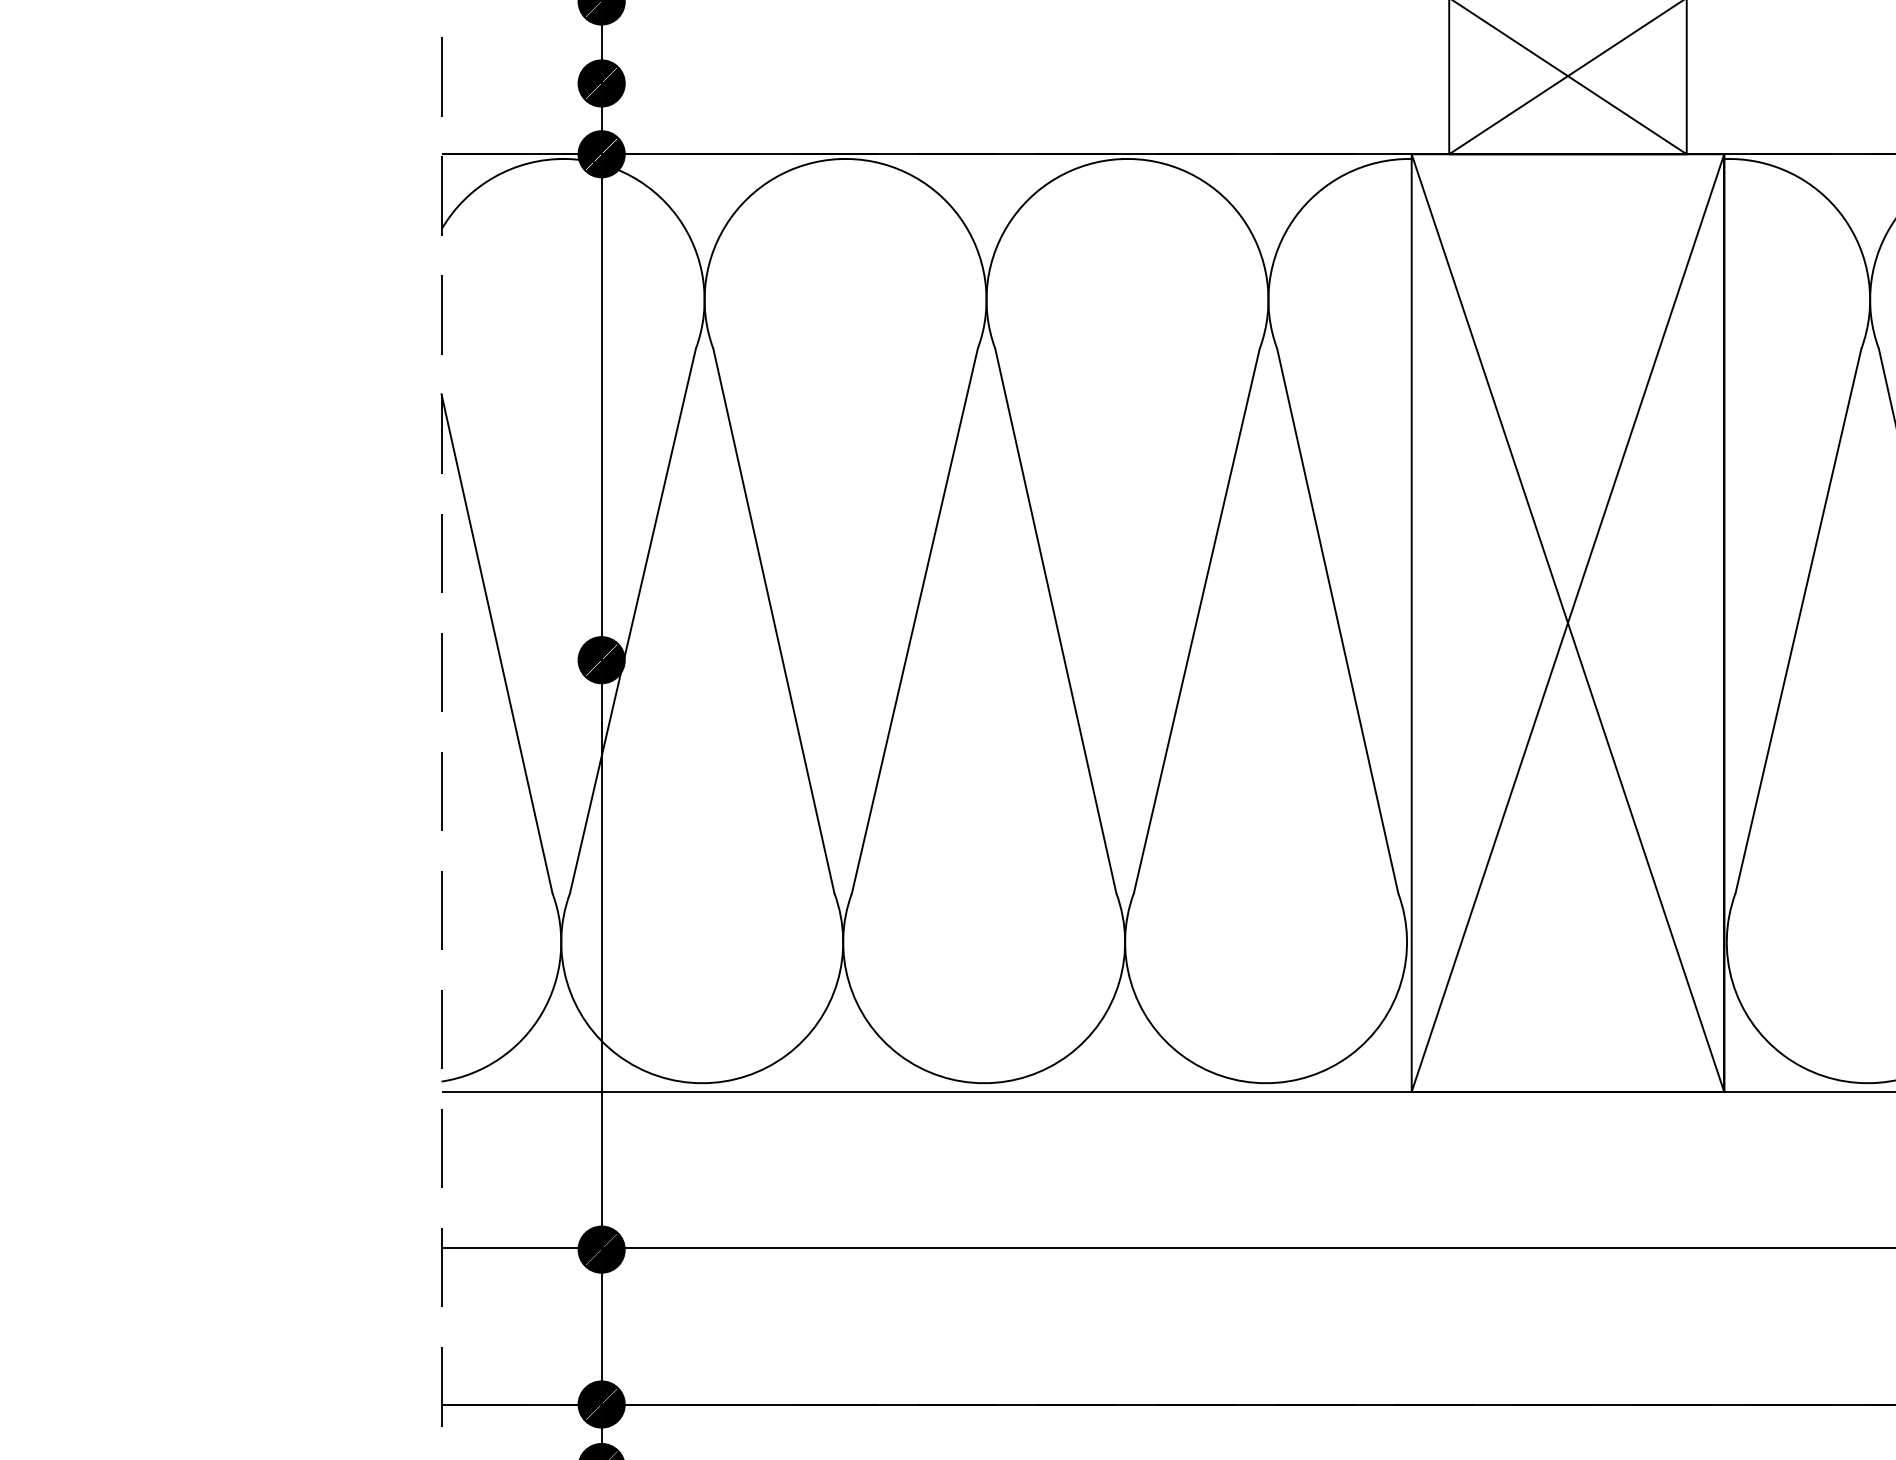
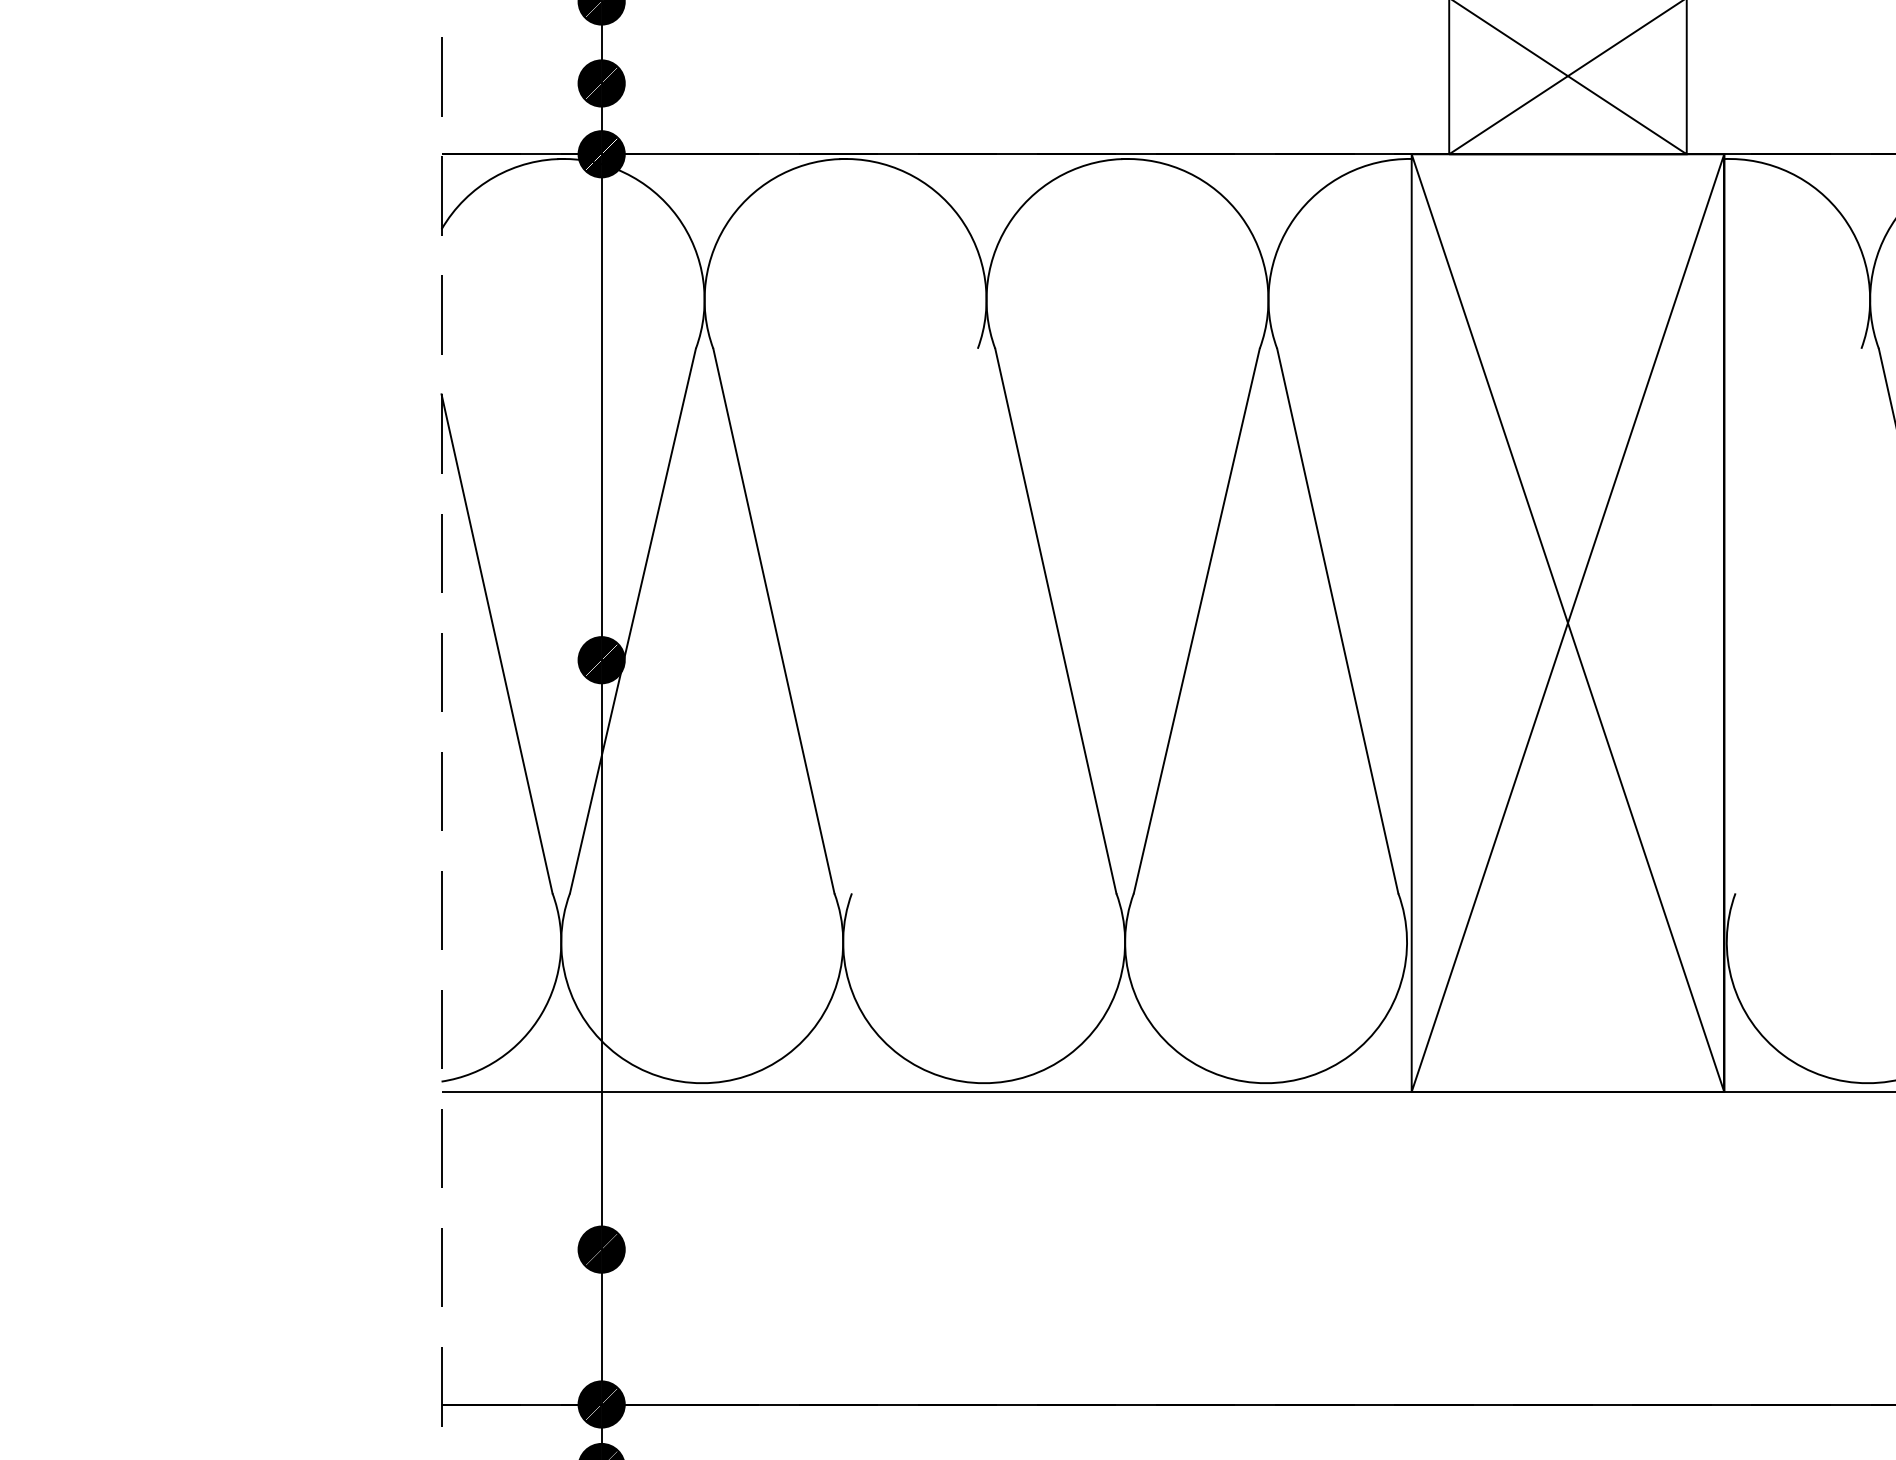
line: present -> none (914, 620)
line: present -> none (1798, 620)
line: present -> none (1166, 1248)
